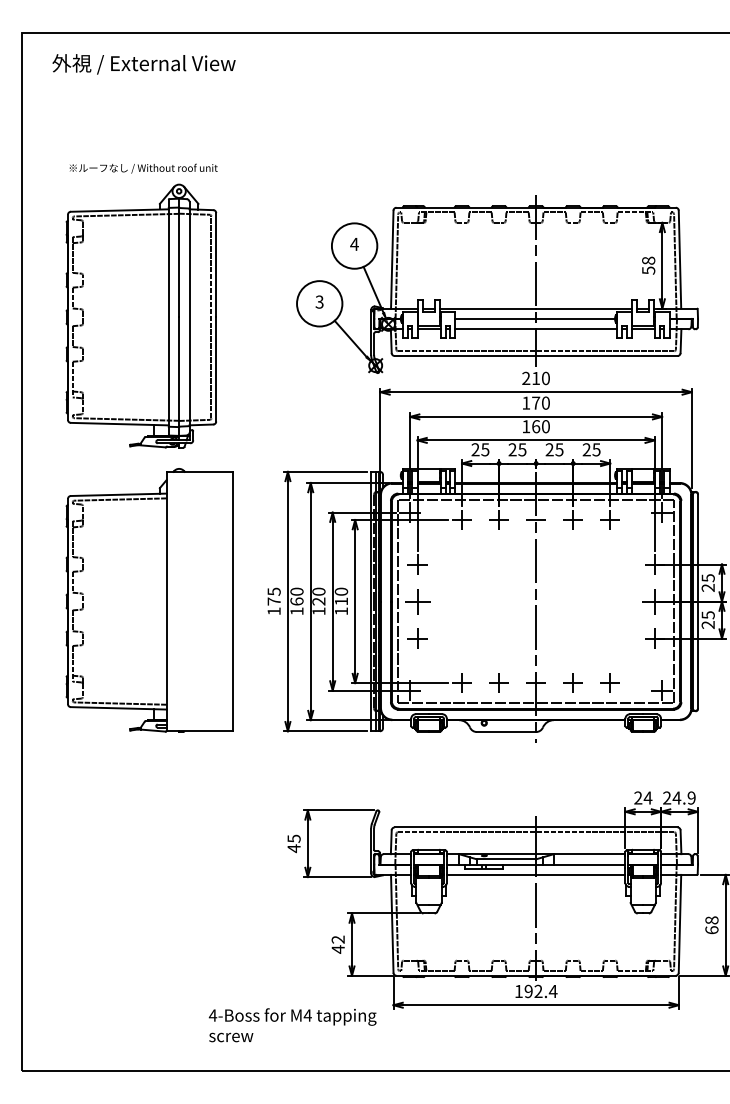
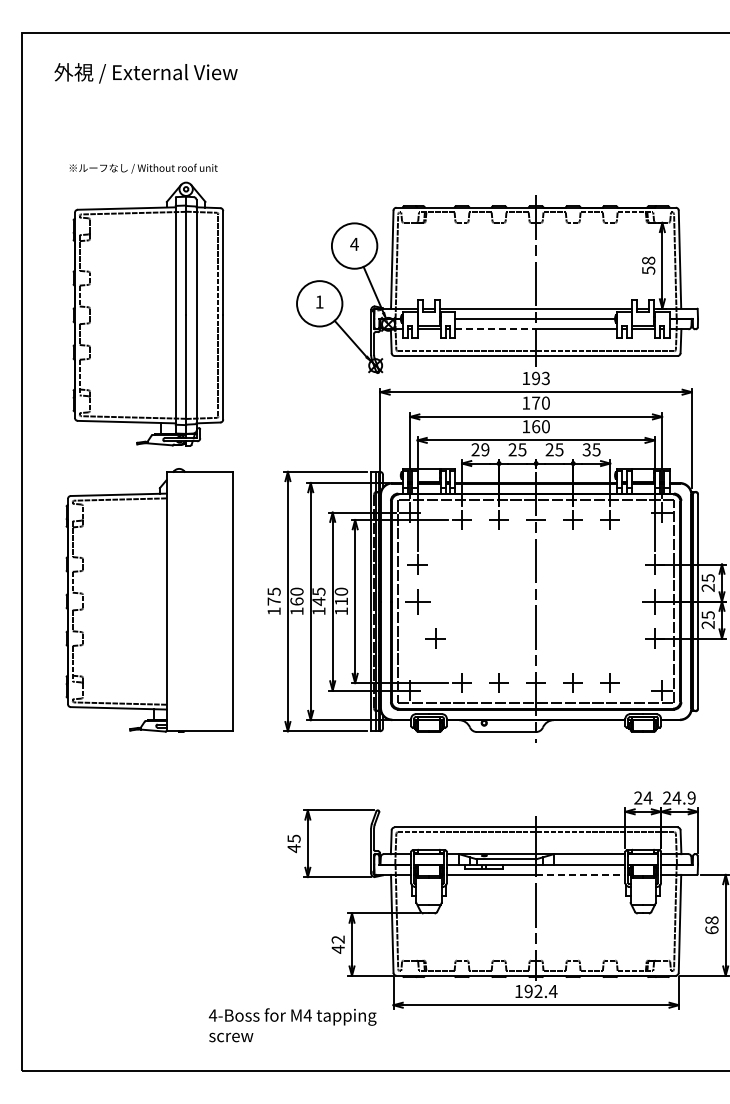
text position: (143, 64) -> (145, 73) (145, 73)
text: 3 -> 1 (319, 301)
part position: (141, 315) -> (148, 313) (148, 313)
line: solid -> dashed (496, 329)
text: 210 -> 193 (535, 378)
text: 25 -> 29 (485, 449)
text: 25 -> 35 (586, 449)
text: 120 -> 145 (318, 596)
part position: (417, 638) -> (435, 638) (435, 638)
line: solid -> dashed (580, 874)
